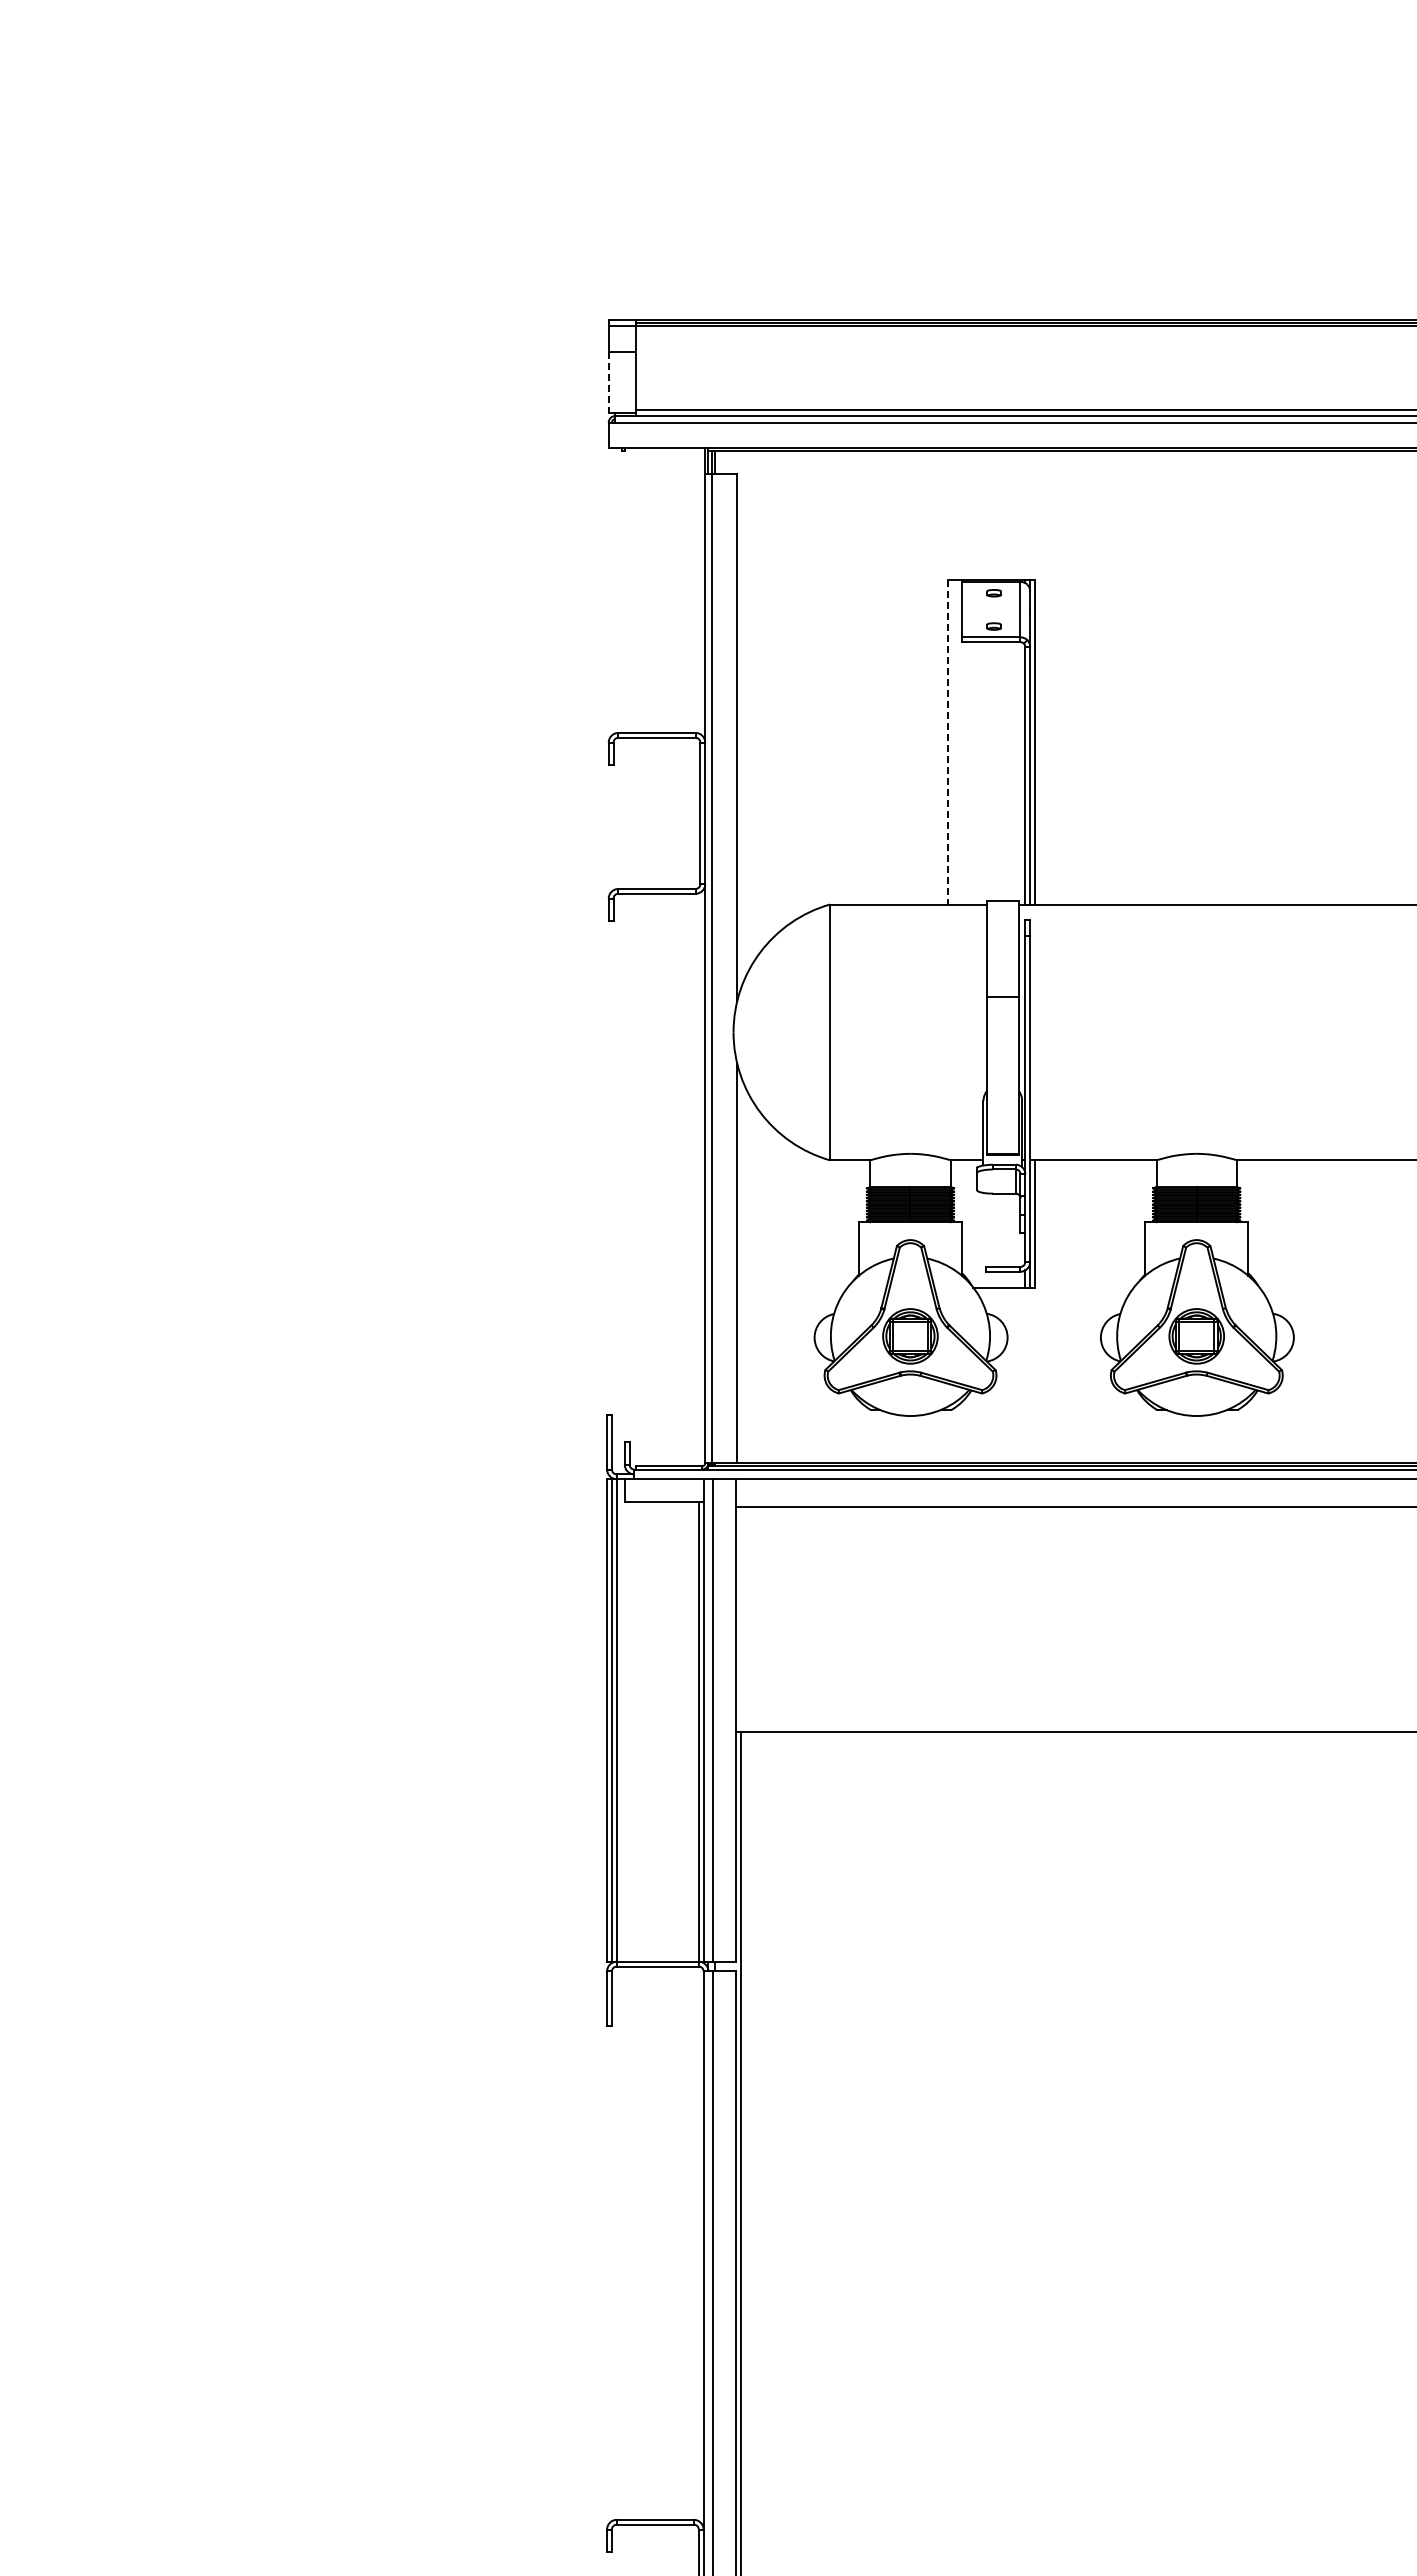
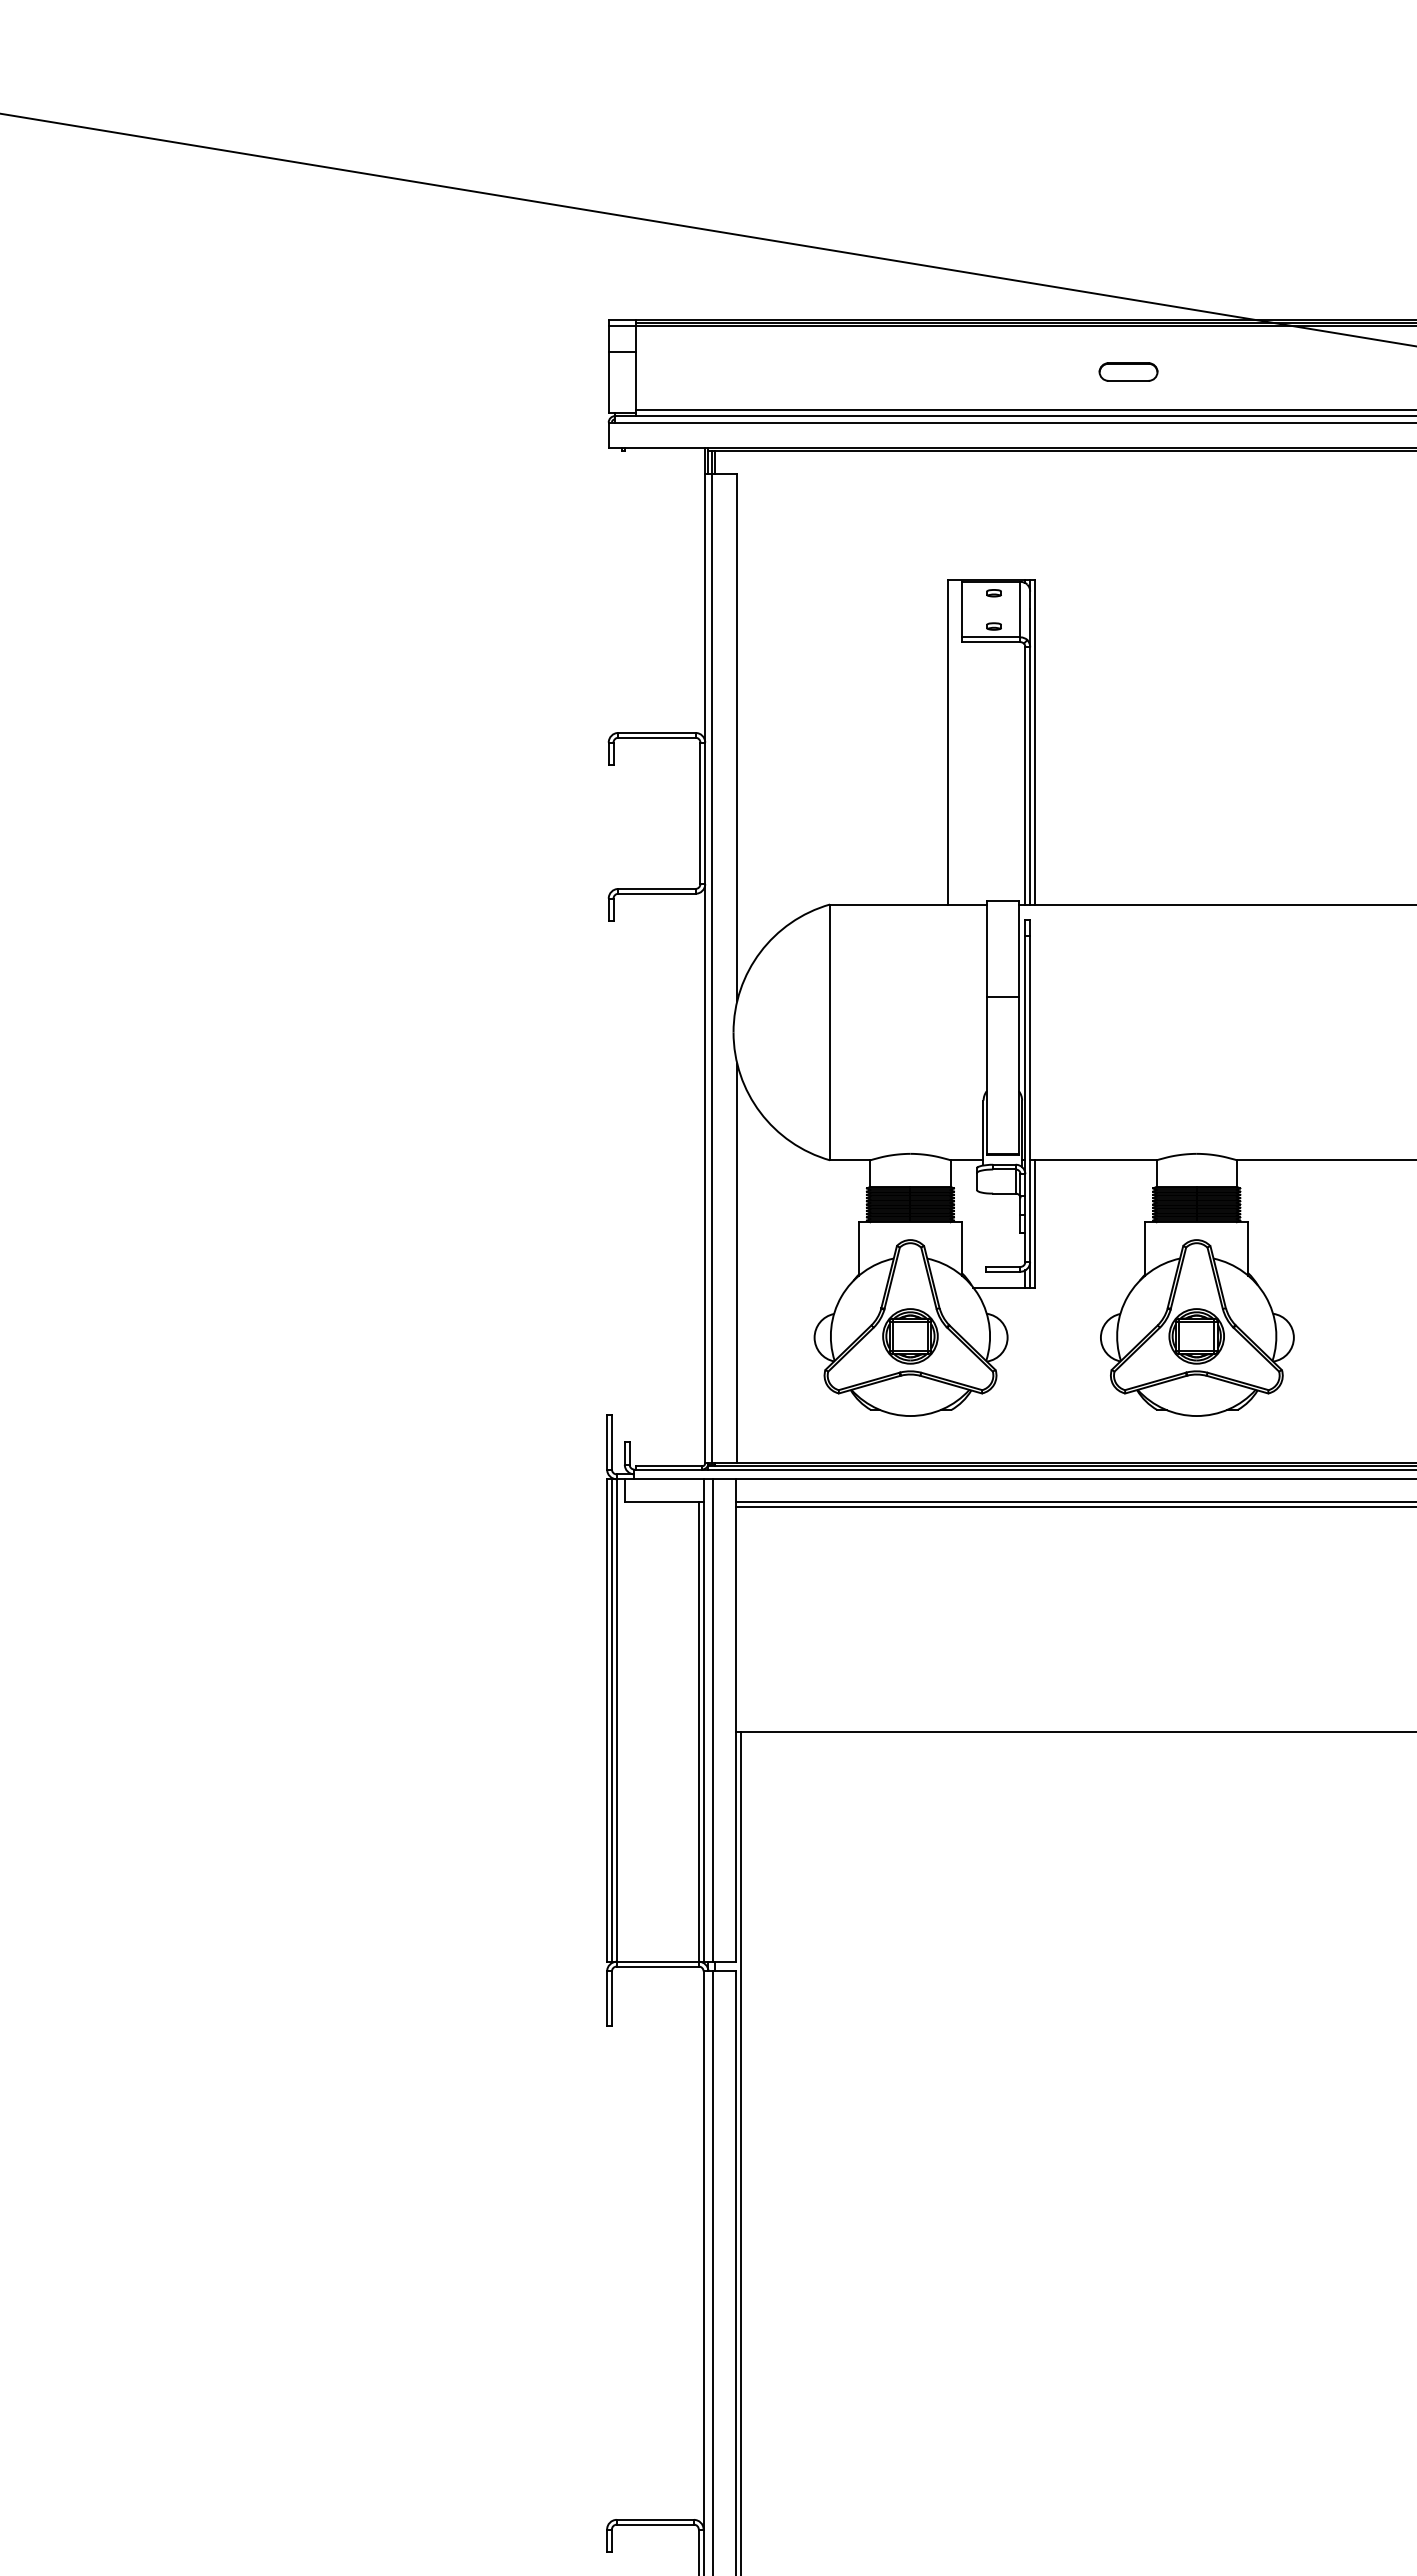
line: none -> present (707, 229)
part: none -> present (1128, 371)
line: dashed -> solid (608, 382)
line: dashed -> solid (948, 742)
line: none -> present (1074, 1501)
